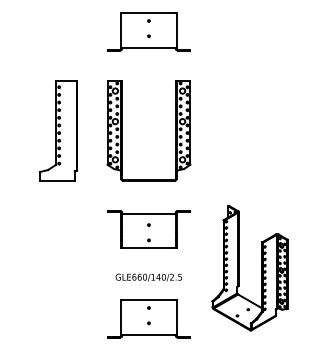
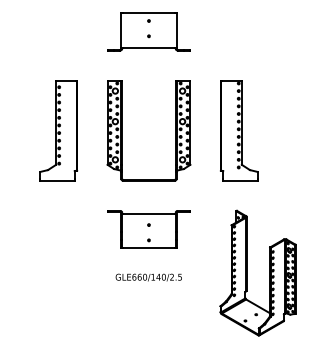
part: none -> present (239, 130)
part position: (239, 267) -> (247, 272) (247, 272)
part: present -> none (148, 318)
